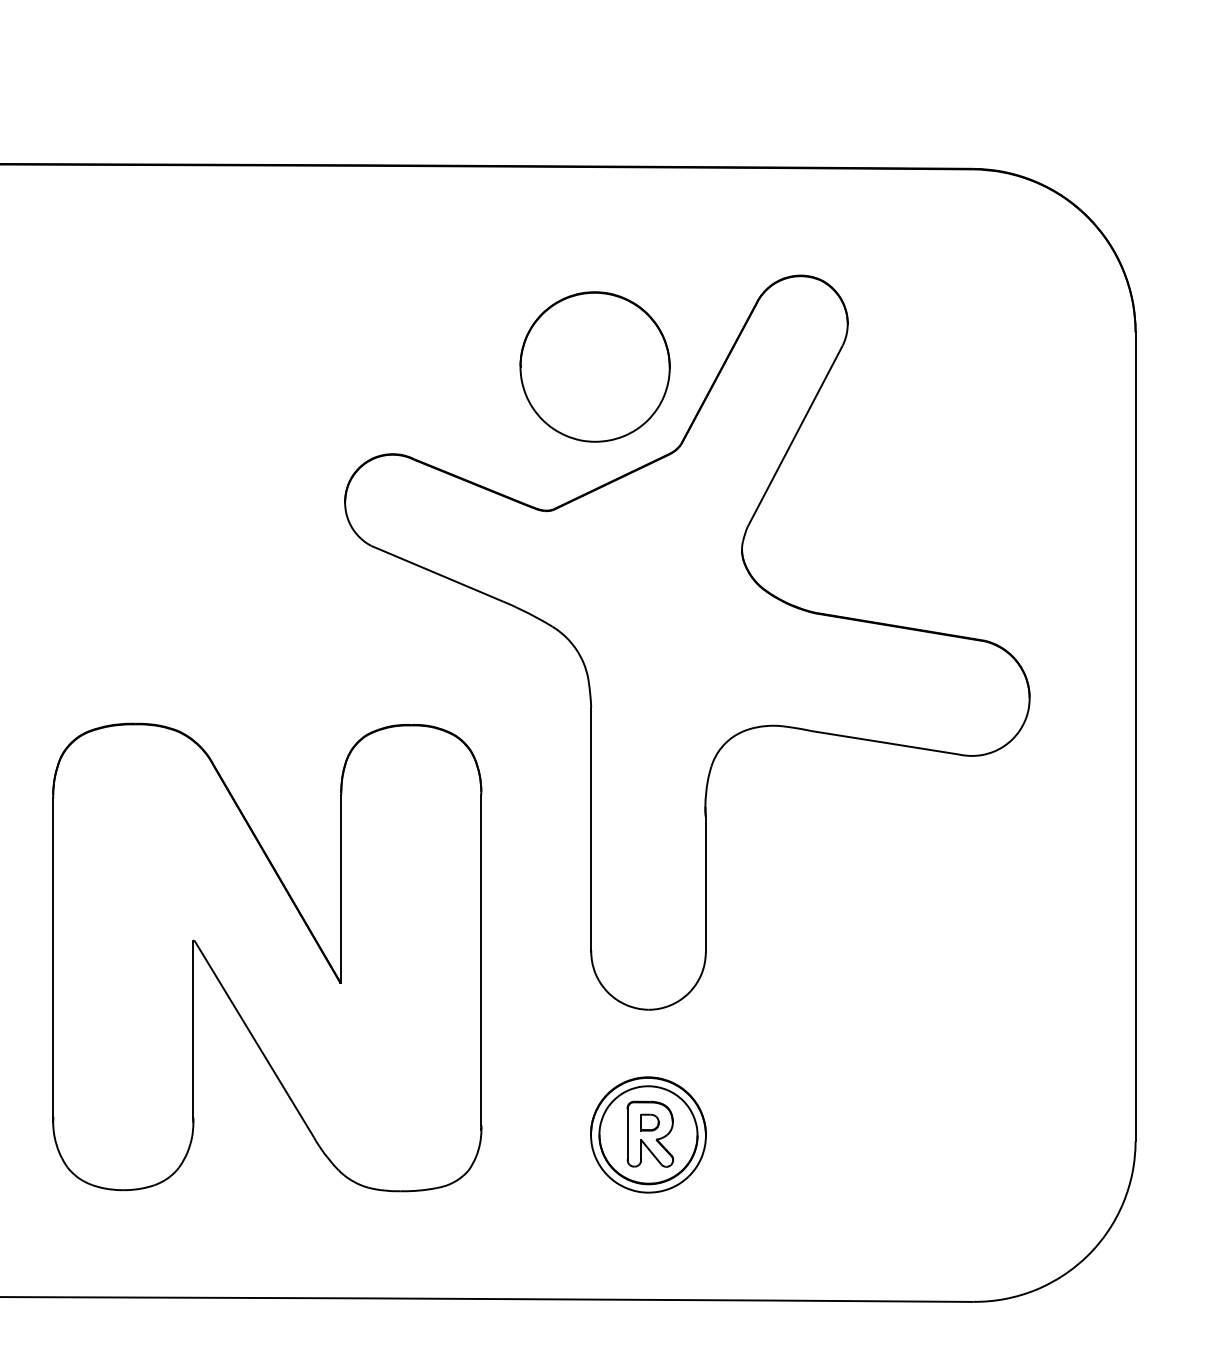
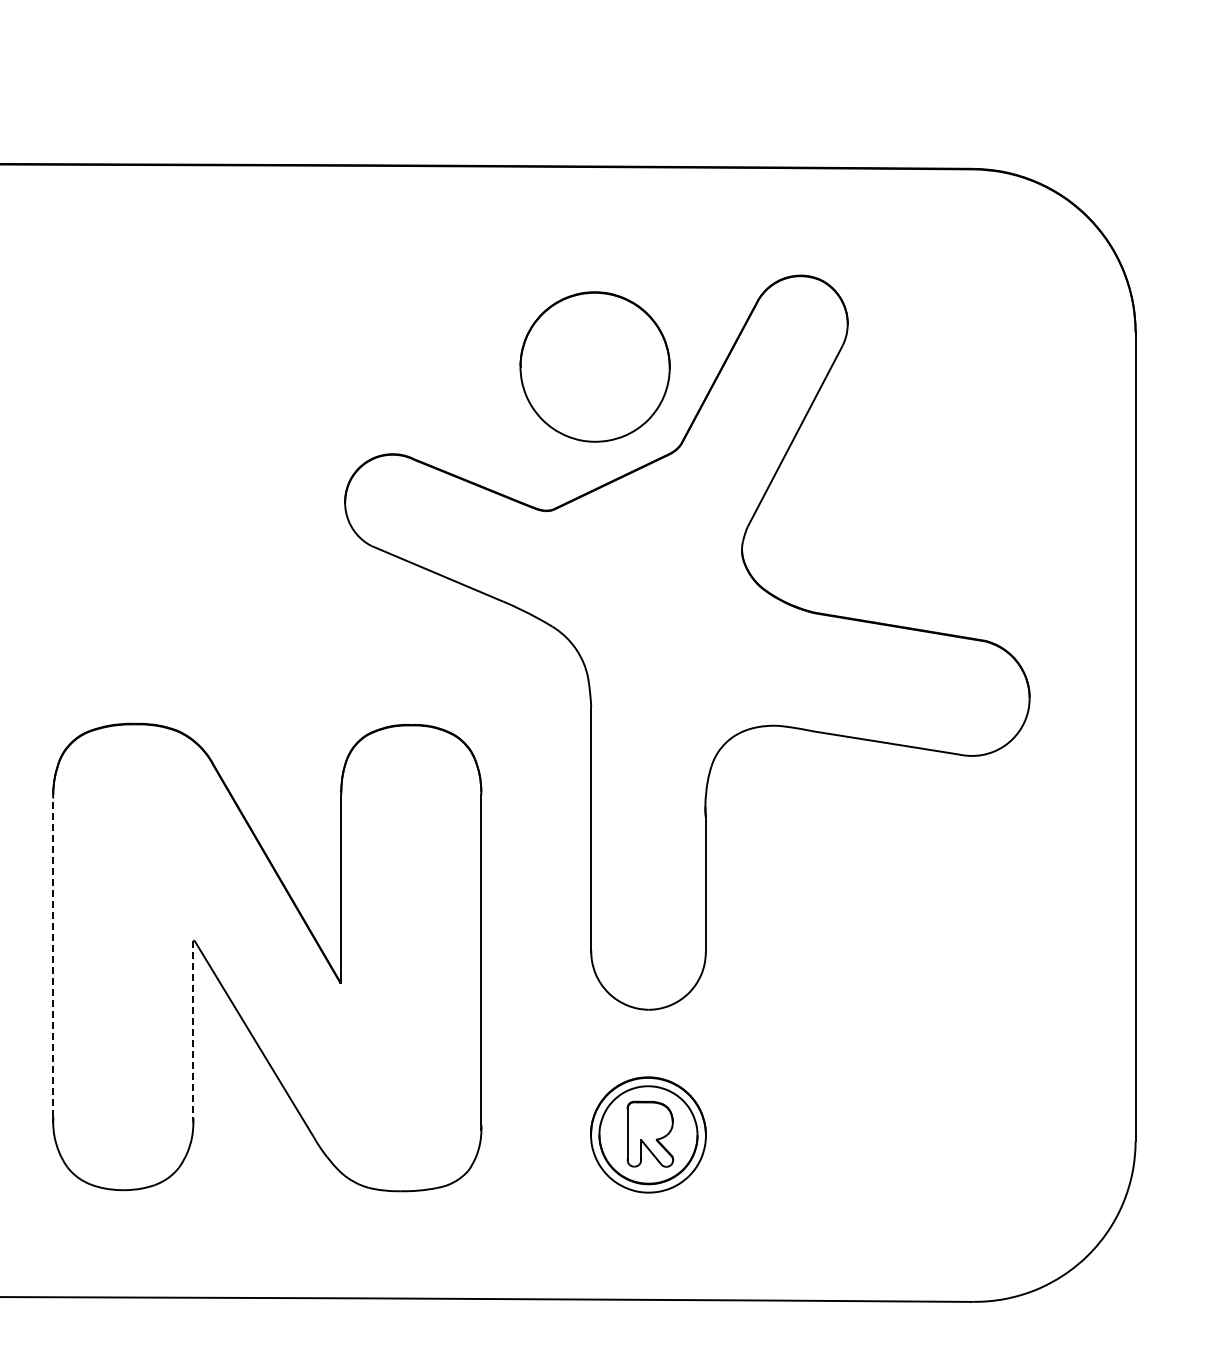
line: solid -> dashed (53, 957)
line: solid -> dashed (193, 1029)
part: present -> none (649, 1122)
